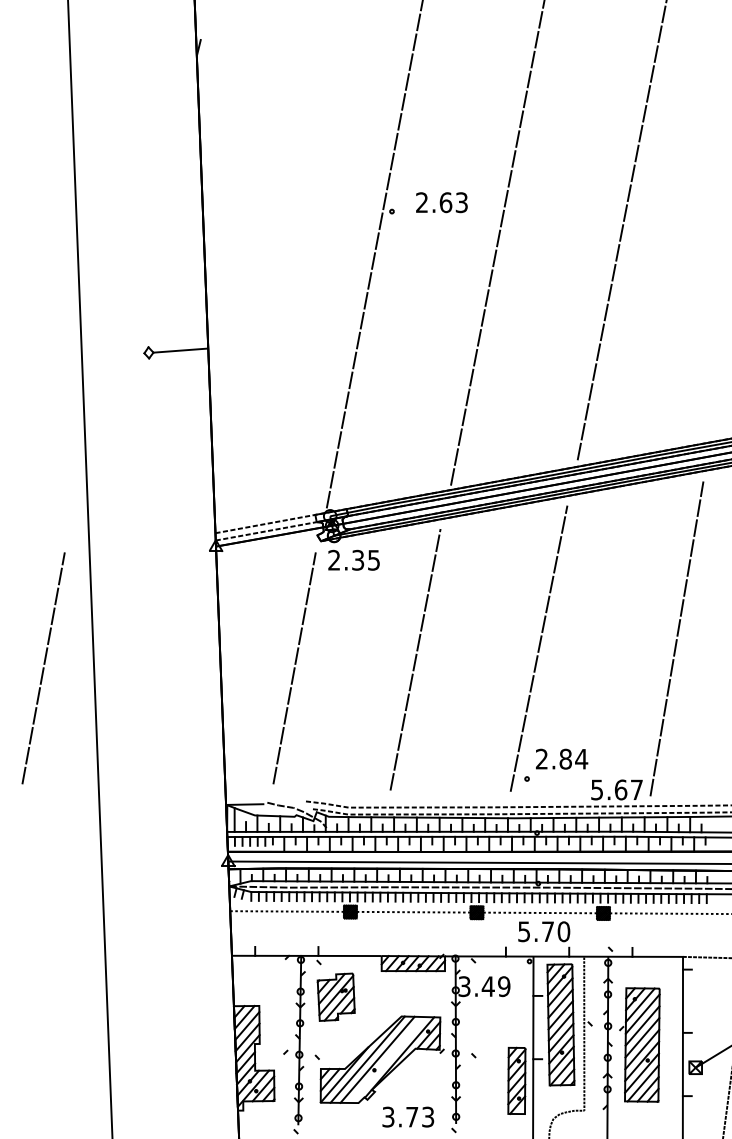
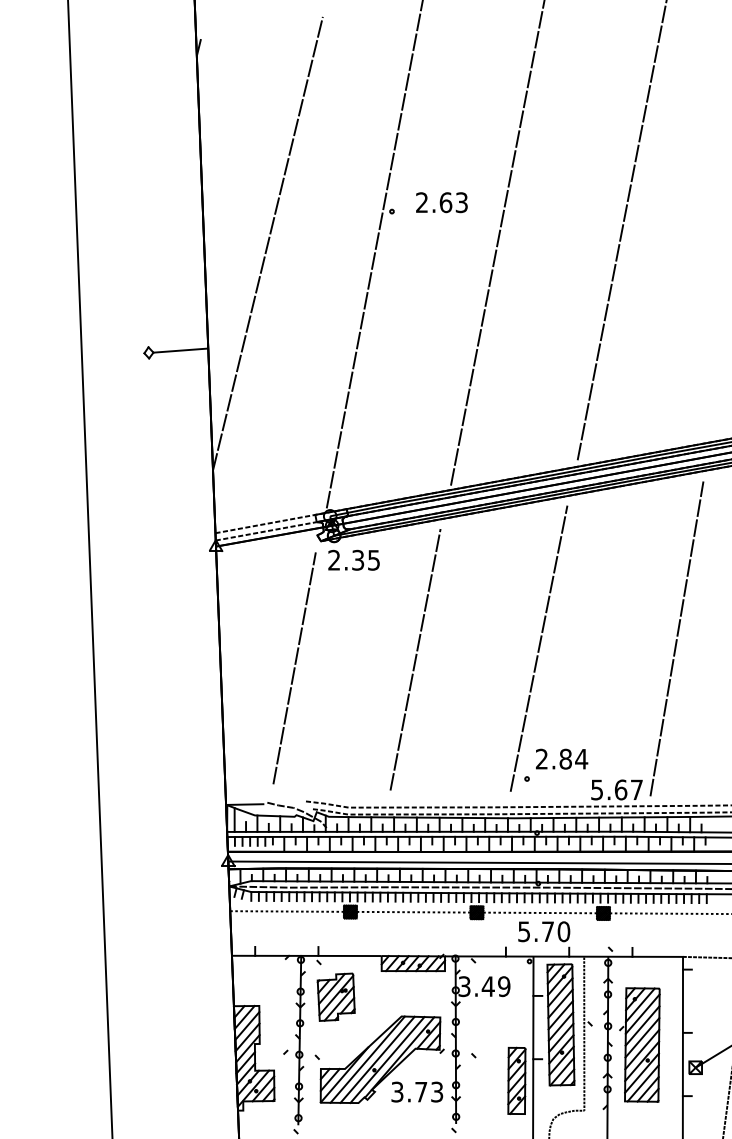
line: none -> present (267, 243)
line: present -> none (43, 668)
line: none -> present (387, 1059)
text position: (408, 1116) -> (417, 1091) (417, 1091)
